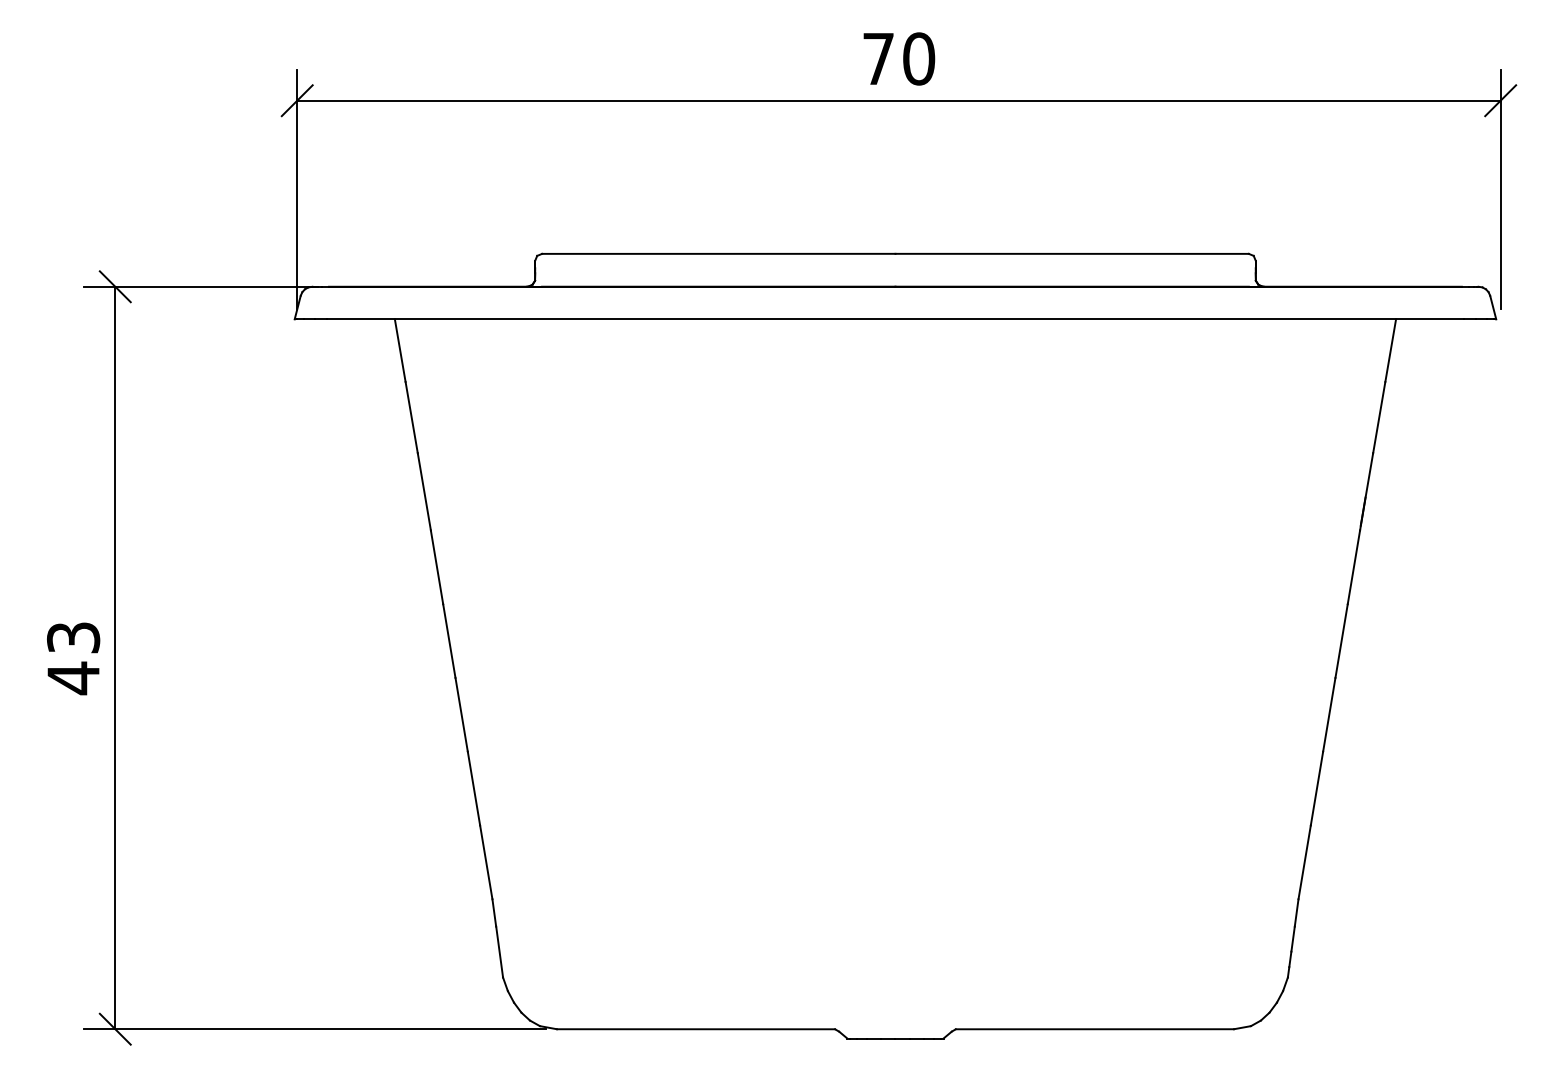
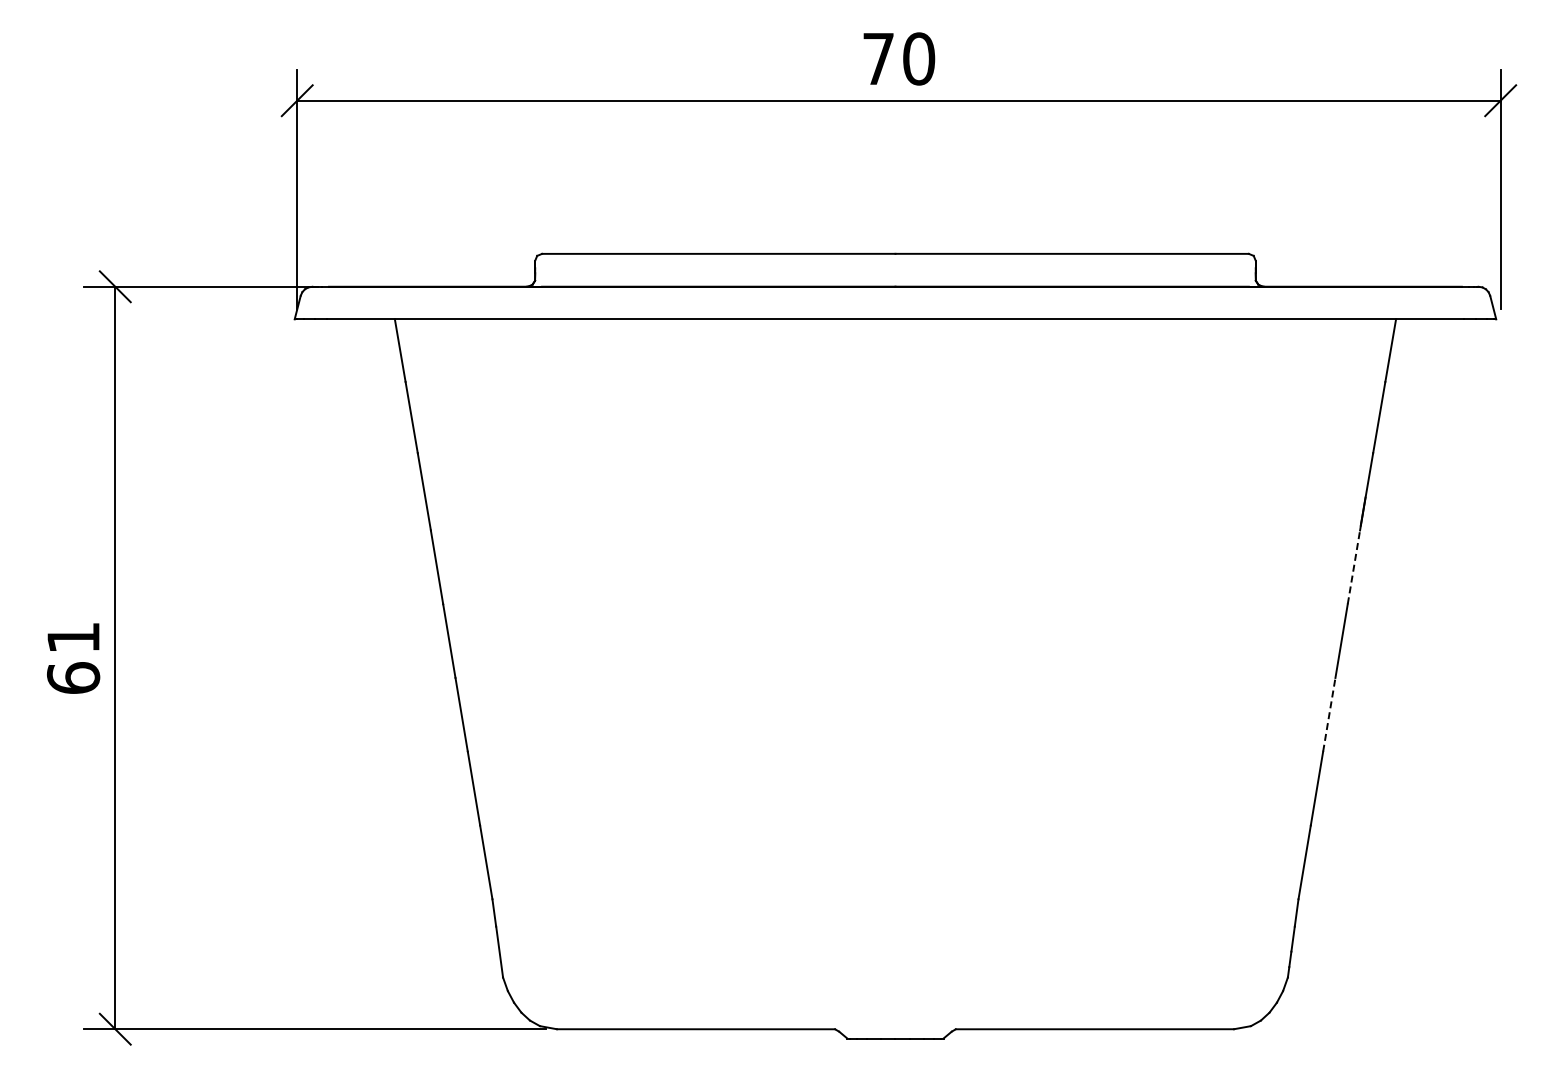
line: solid -> dashed (1354, 566)
text: 43 -> 61 (73, 658)
line: solid -> dashed (1329, 714)
